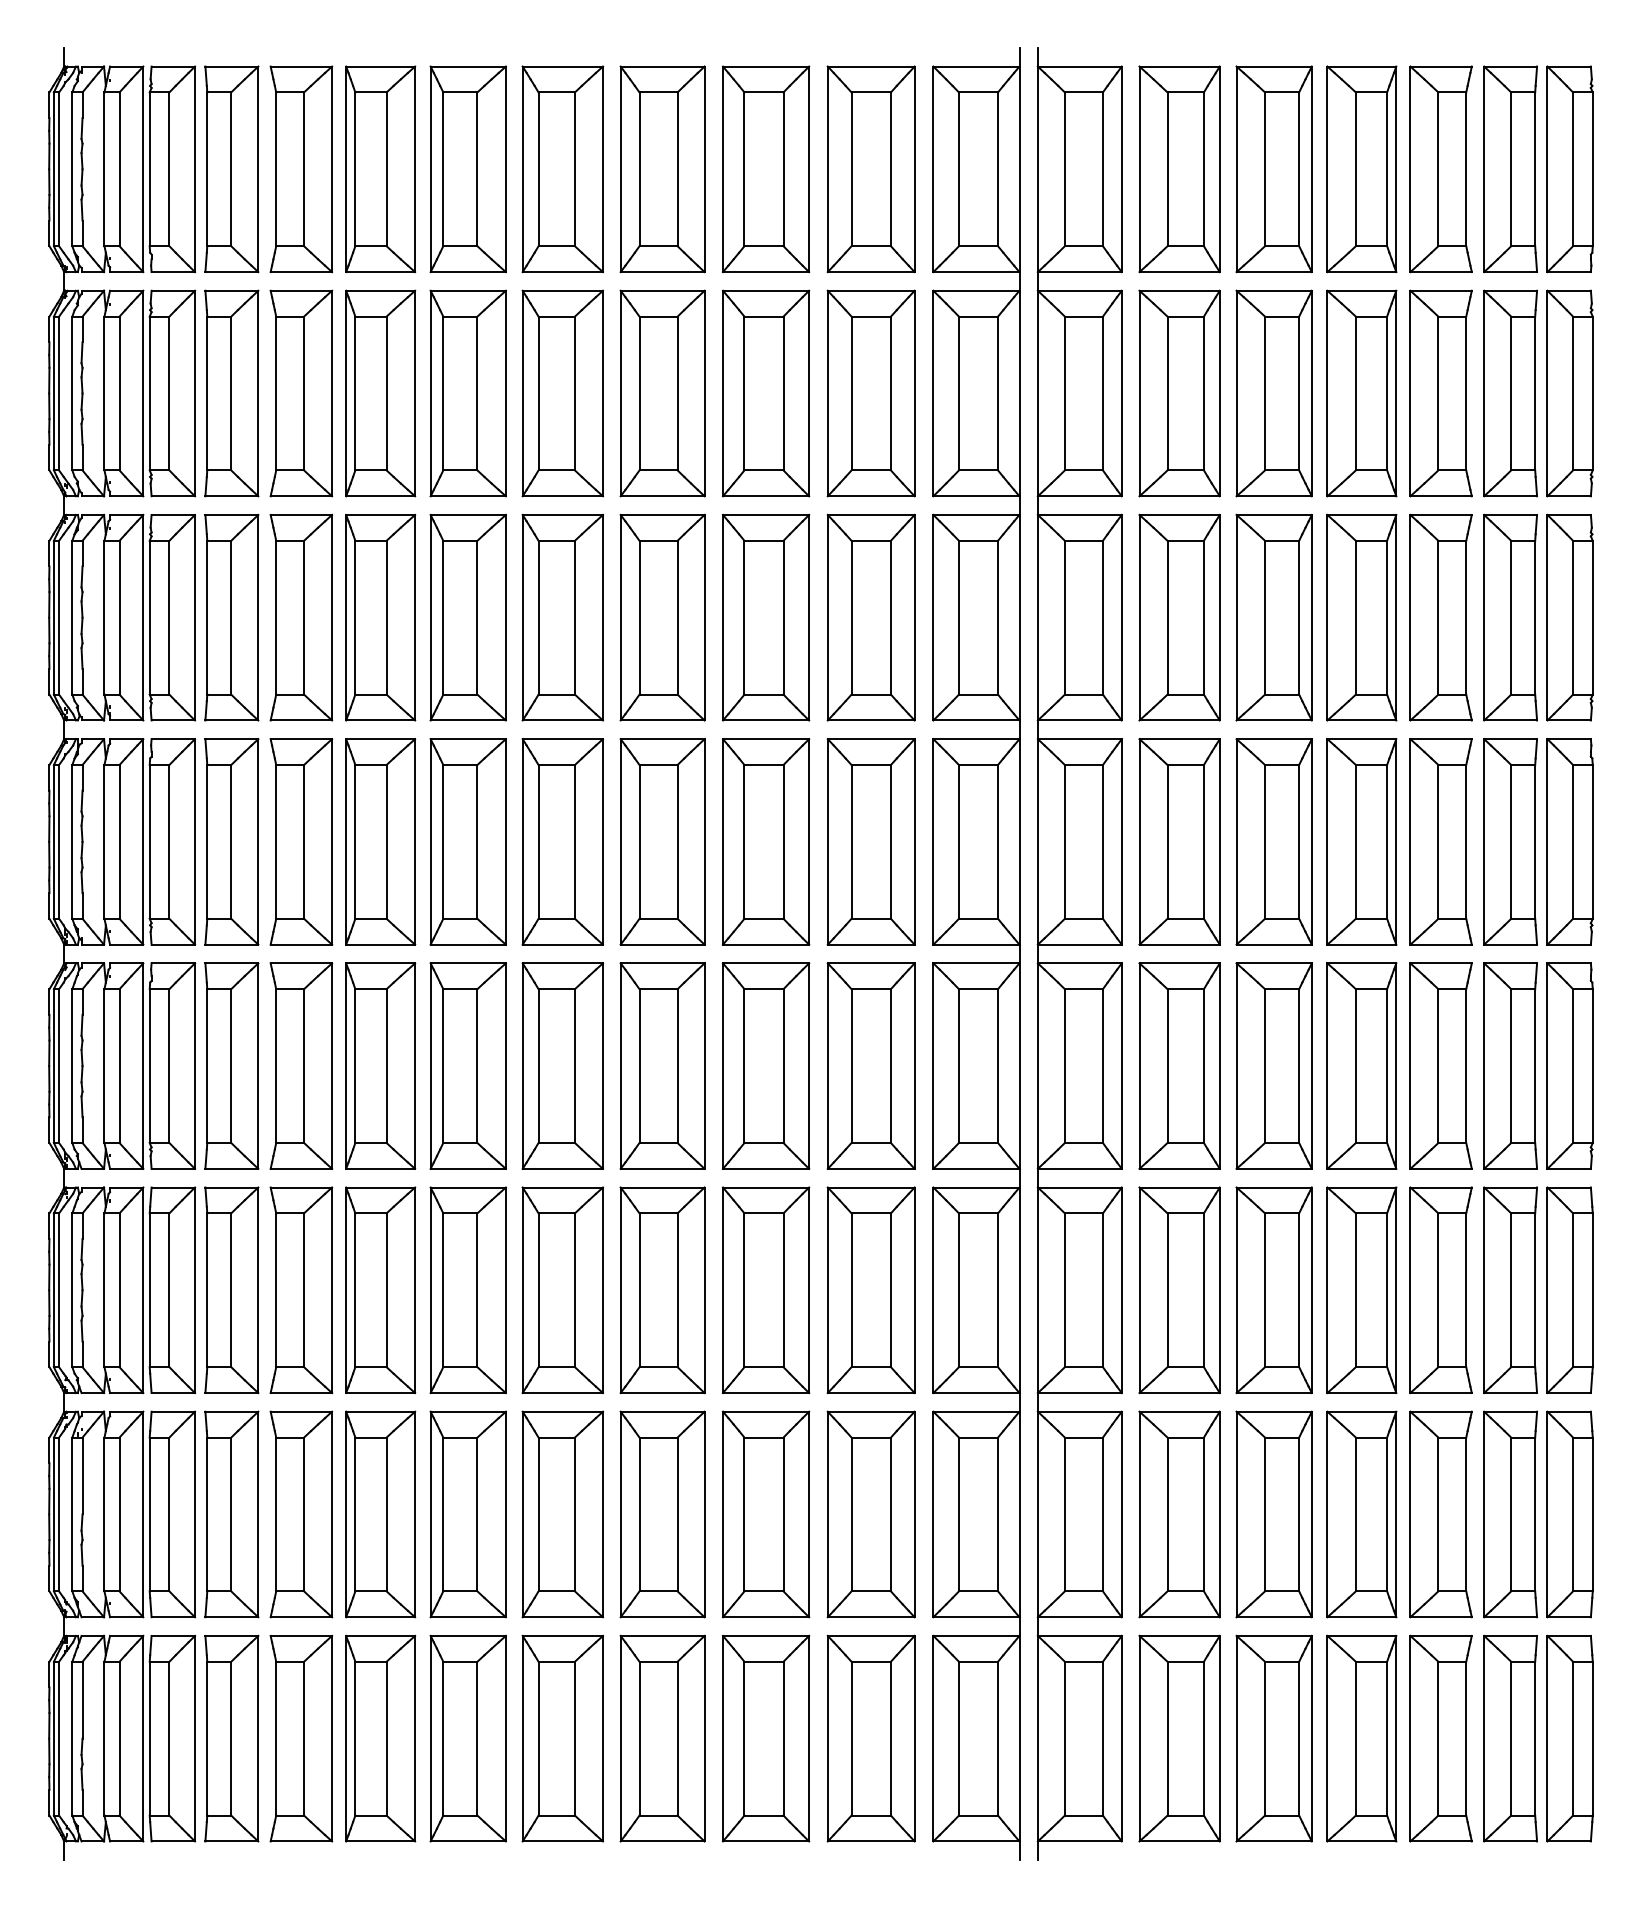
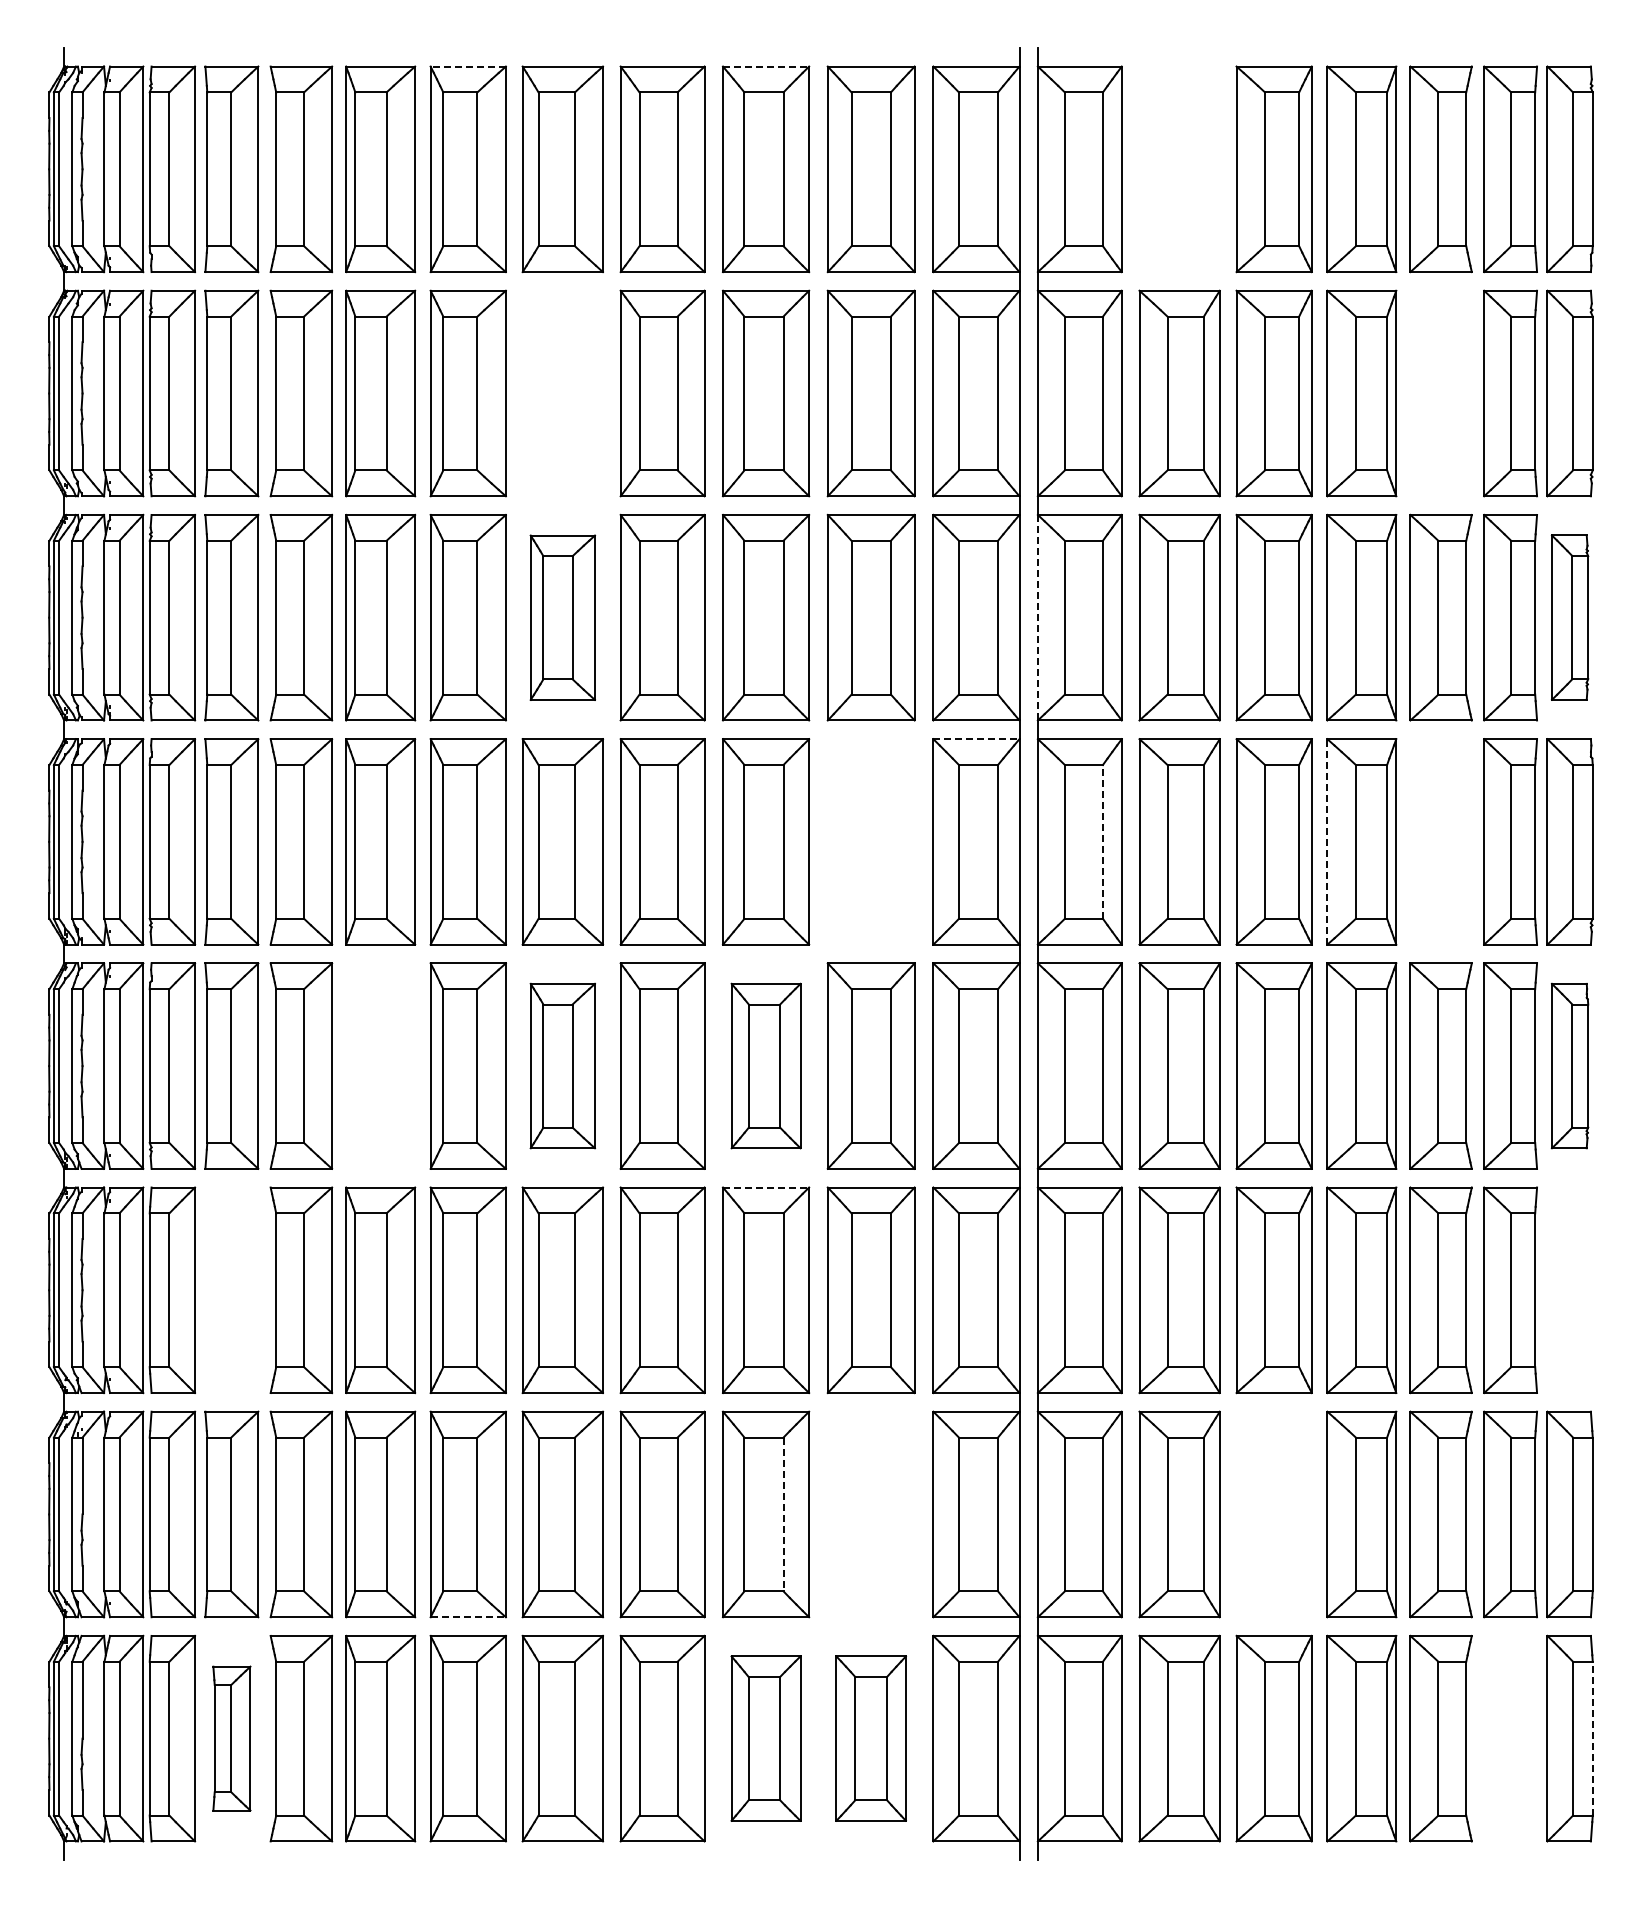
line: solid -> dashed (468, 66)
line: solid -> dashed (766, 66)
part: present -> none (1179, 169)
part: present -> none (562, 393)
part: present -> none (1440, 393)
part size: 84x208 px -> 68x167 px (562, 617)
line: solid -> dashed (1037, 617)
part size: 48x209 px -> 40x167 px (1569, 617)
line: solid -> dashed (976, 739)
part: present -> none (870, 841)
line: solid -> dashed (1102, 841)
line: solid -> dashed (1327, 841)
part: present -> none (1440, 841)
part: present -> none (380, 1065)
part size: 84x208 px -> 67x168 px (562, 1065)
part size: 89x208 px -> 72x168 px (765, 1065)
part size: 48x208 px -> 40x168 px (1569, 1065)
line: solid -> dashed (766, 1187)
part: present -> none (231, 1290)
part: present -> none (1569, 1290)
line: solid -> dashed (783, 1514)
part: present -> none (870, 1514)
part: present -> none (1273, 1514)
line: solid -> dashed (468, 1617)
part size: 56x209 px -> 40x147 px (231, 1738)
part size: 90x209 px -> 72x167 px (765, 1738)
part size: 90x209 px -> 72x167 px (870, 1738)
part: present -> none (1510, 1738)
line: solid -> dashed (1592, 1738)
